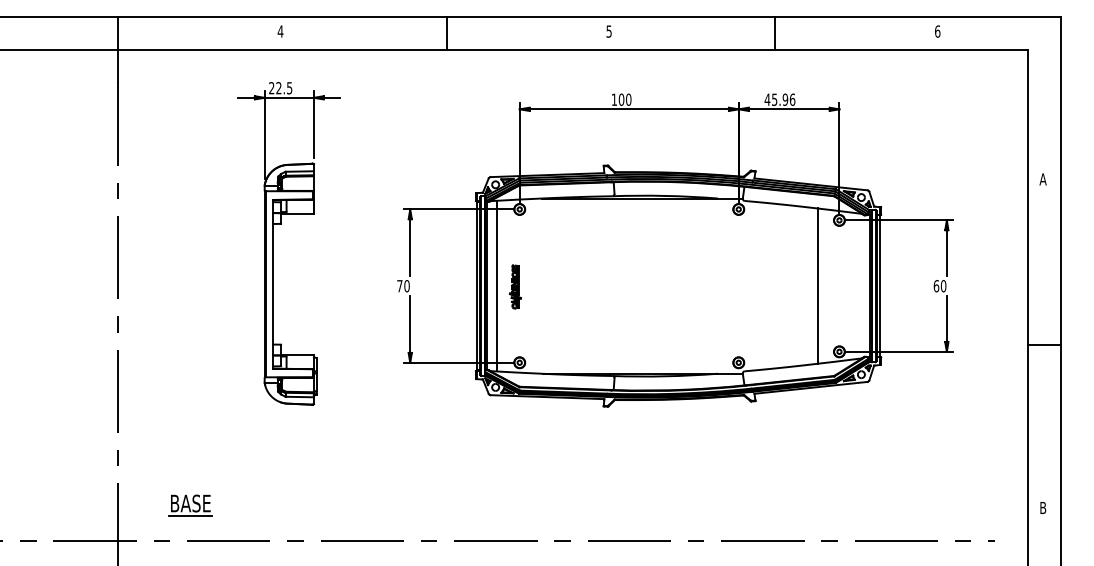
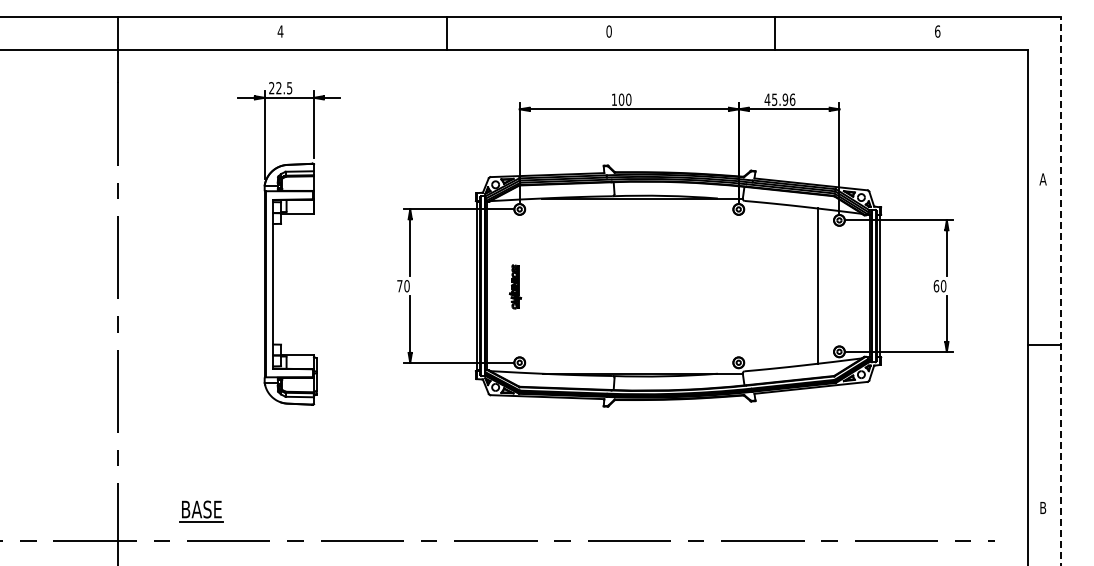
text: 5 -> 0 (608, 31)
line: present -> none (496, 285)
line: solid -> dashed (1061, 290)
part position: (190, 505) -> (201, 511) (201, 511)
